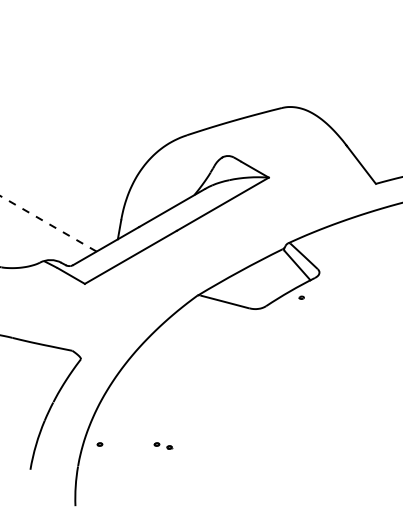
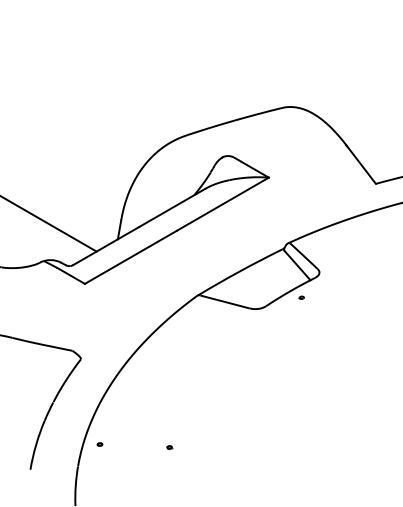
line: dashed -> solid (48, 223)
part: present -> none (156, 444)
